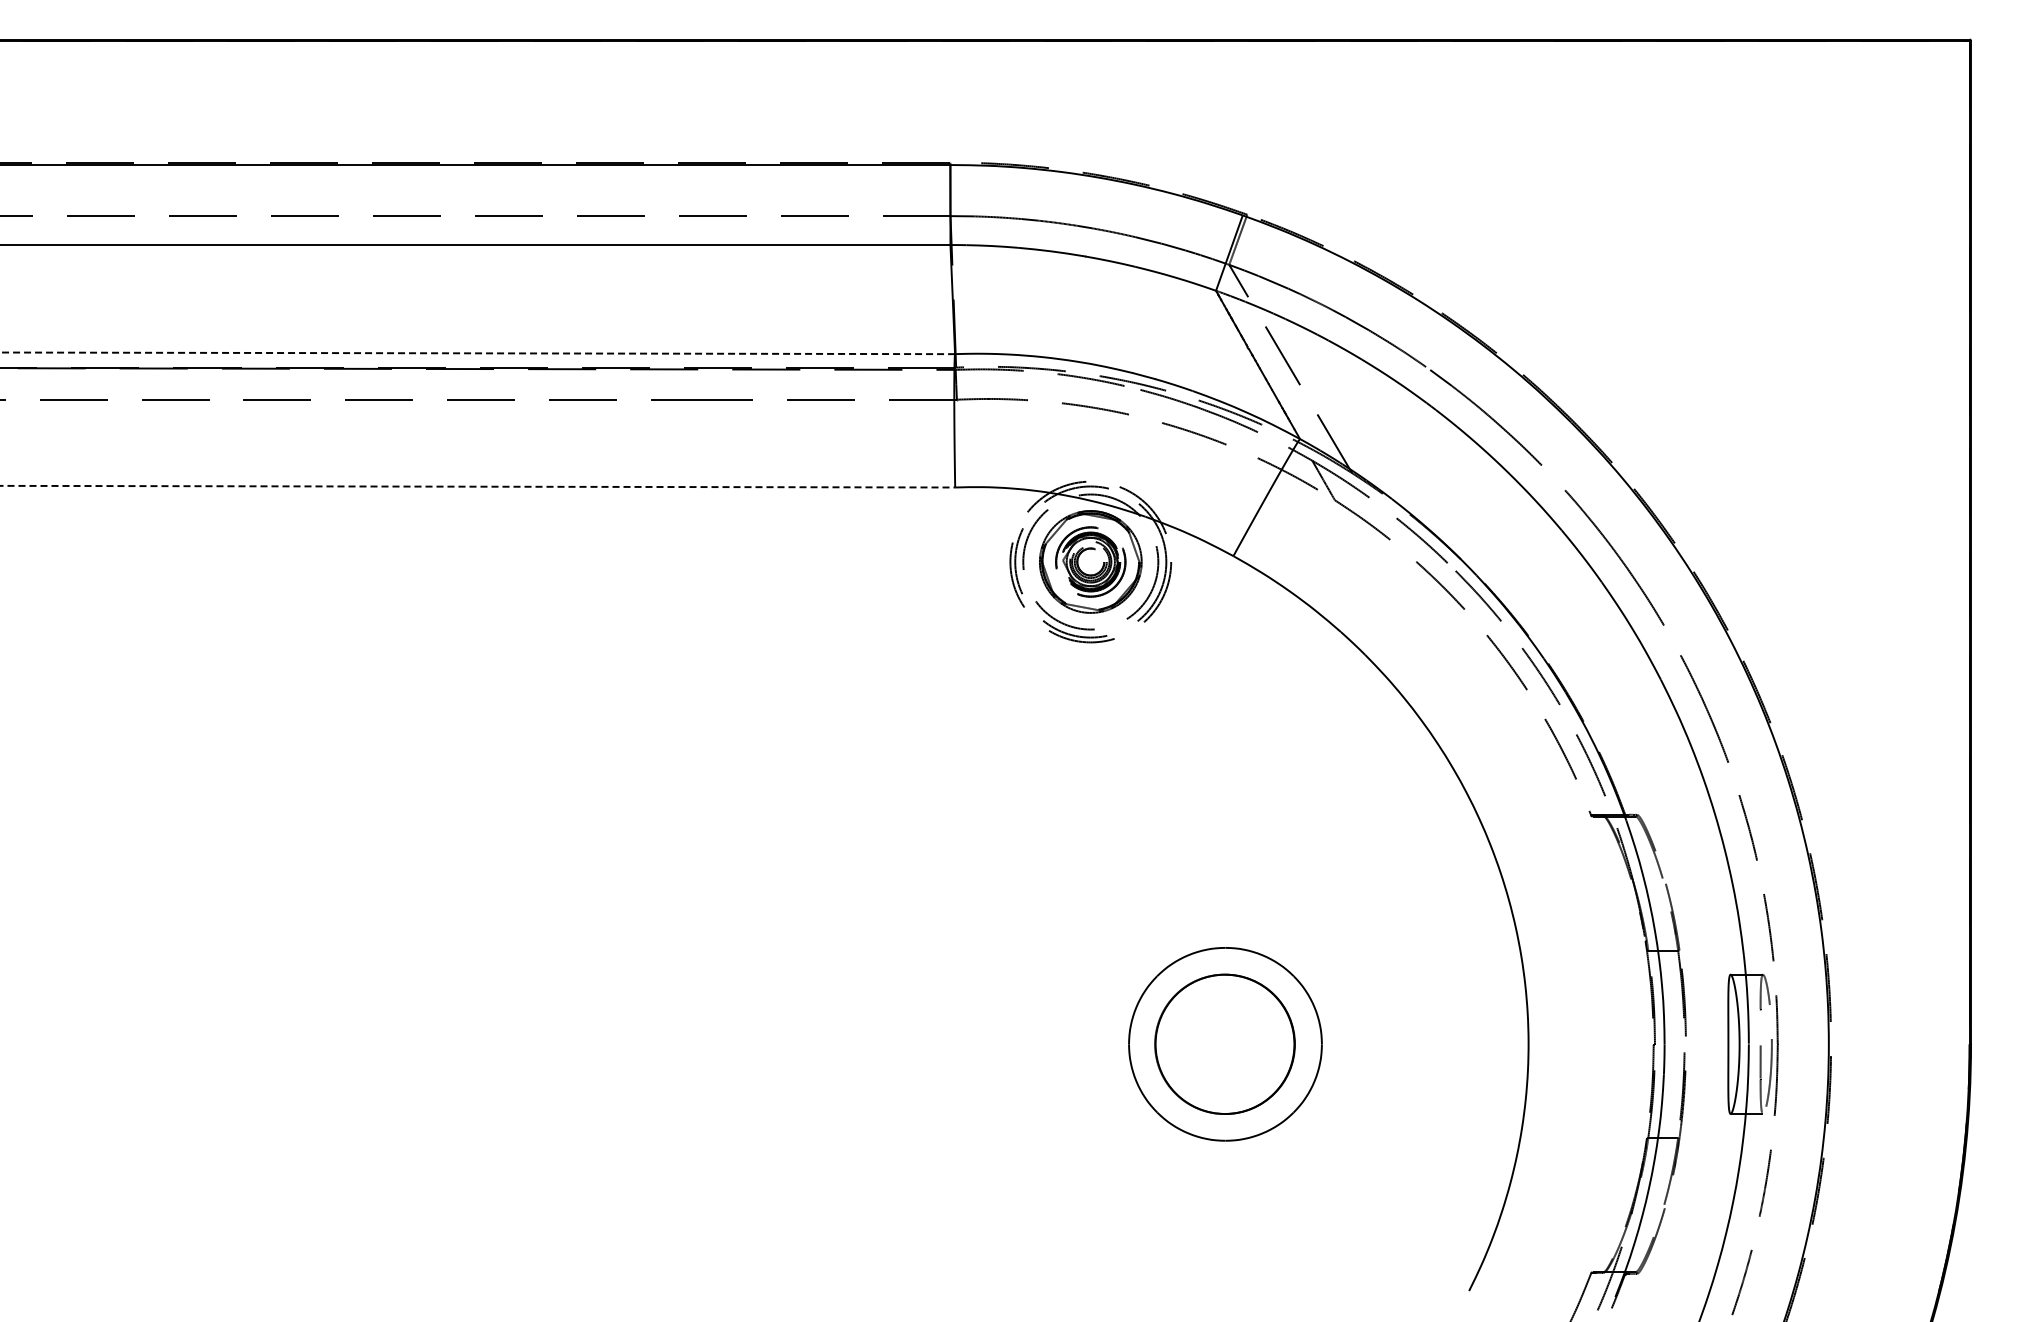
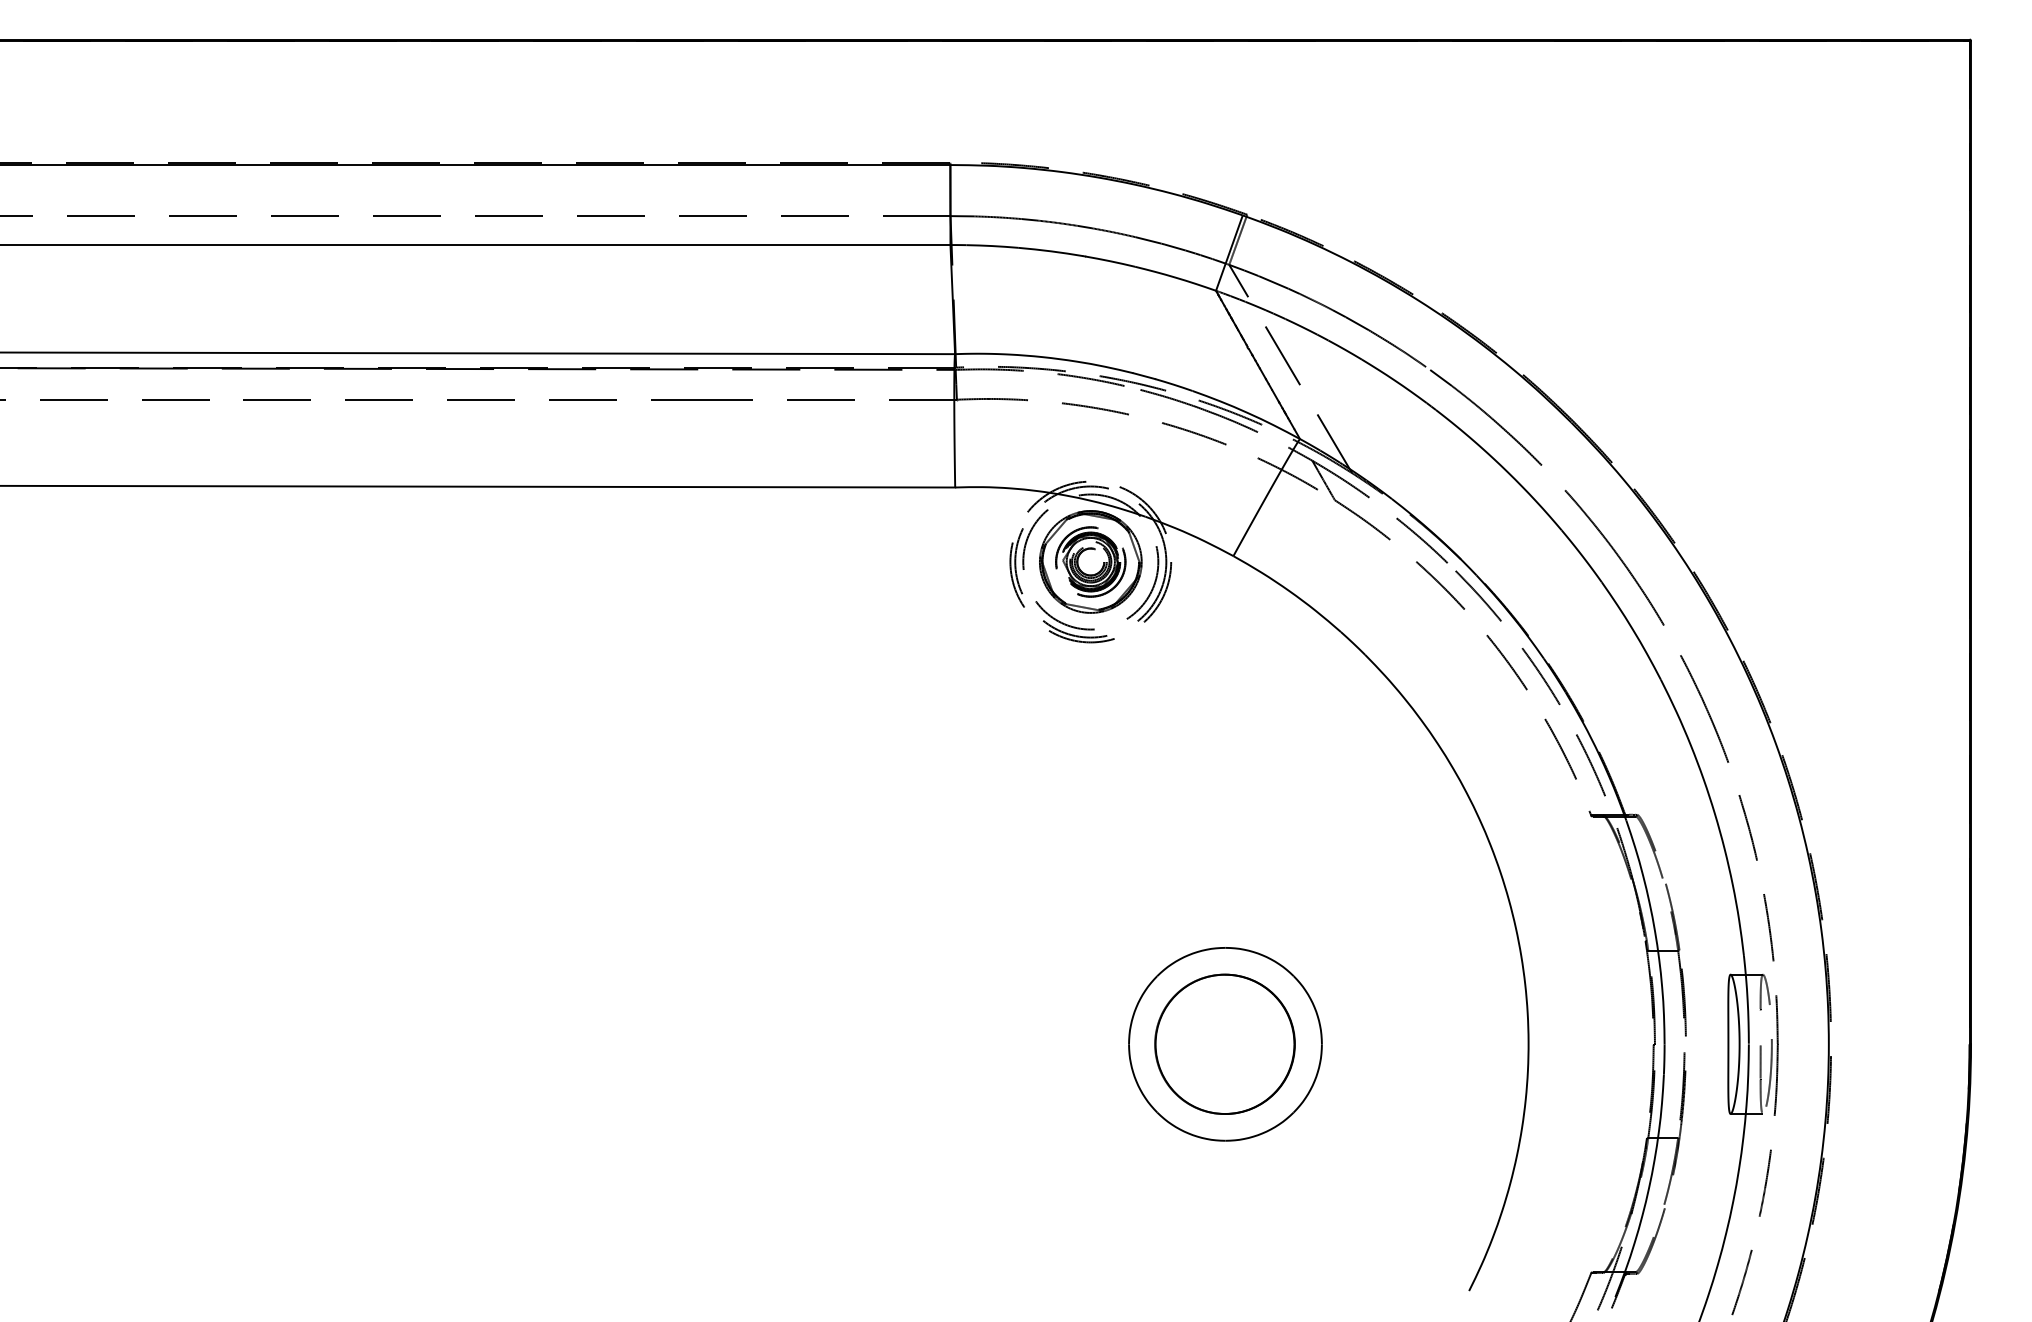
line: dashed -> solid (477, 353)
line: dashed -> solid (478, 486)
